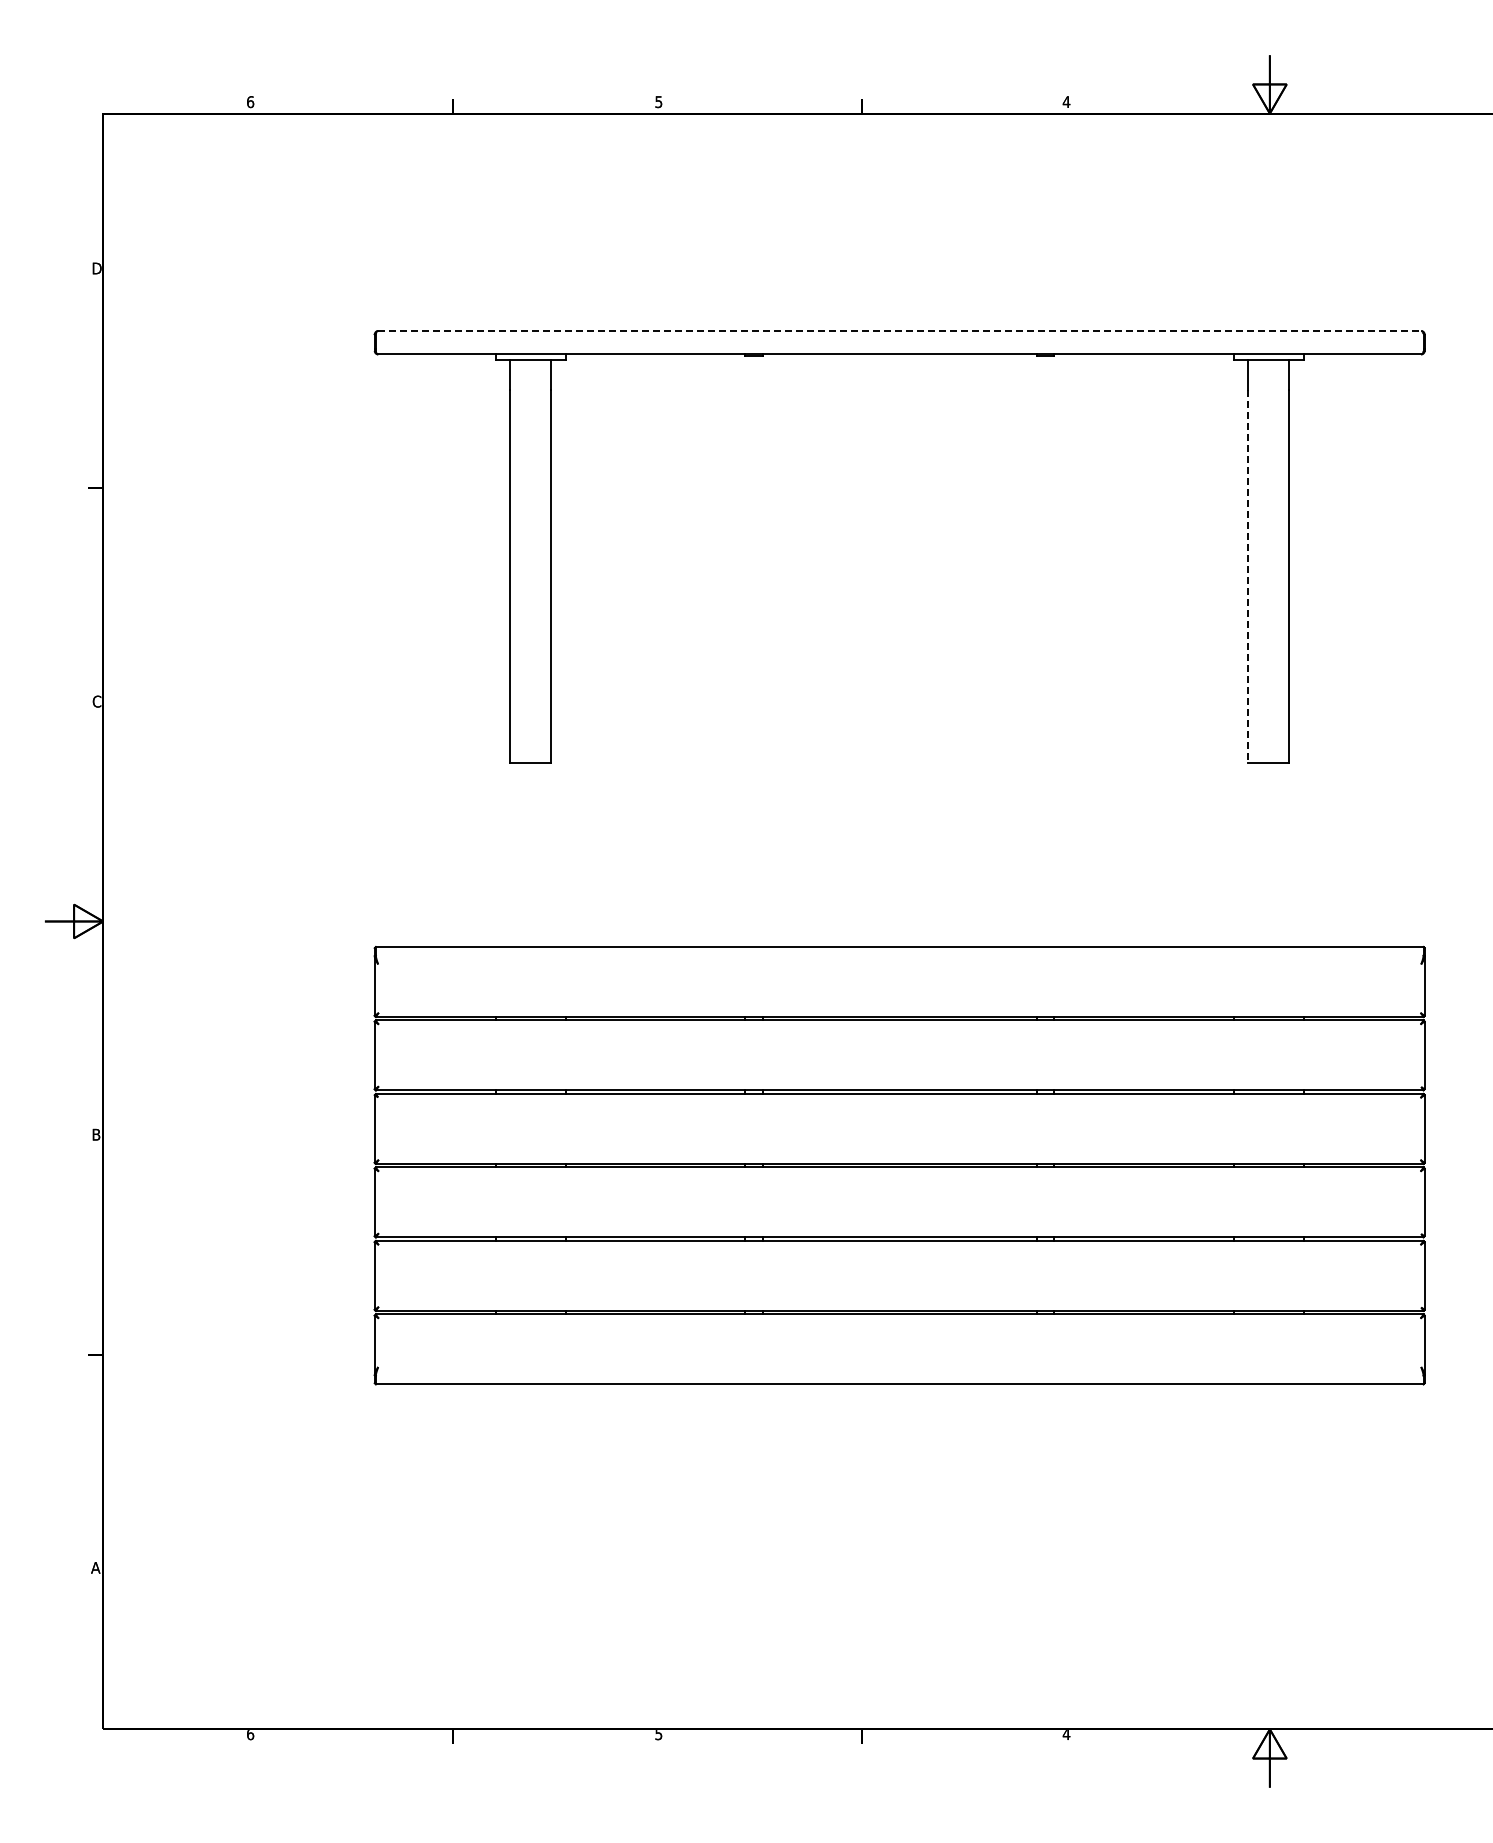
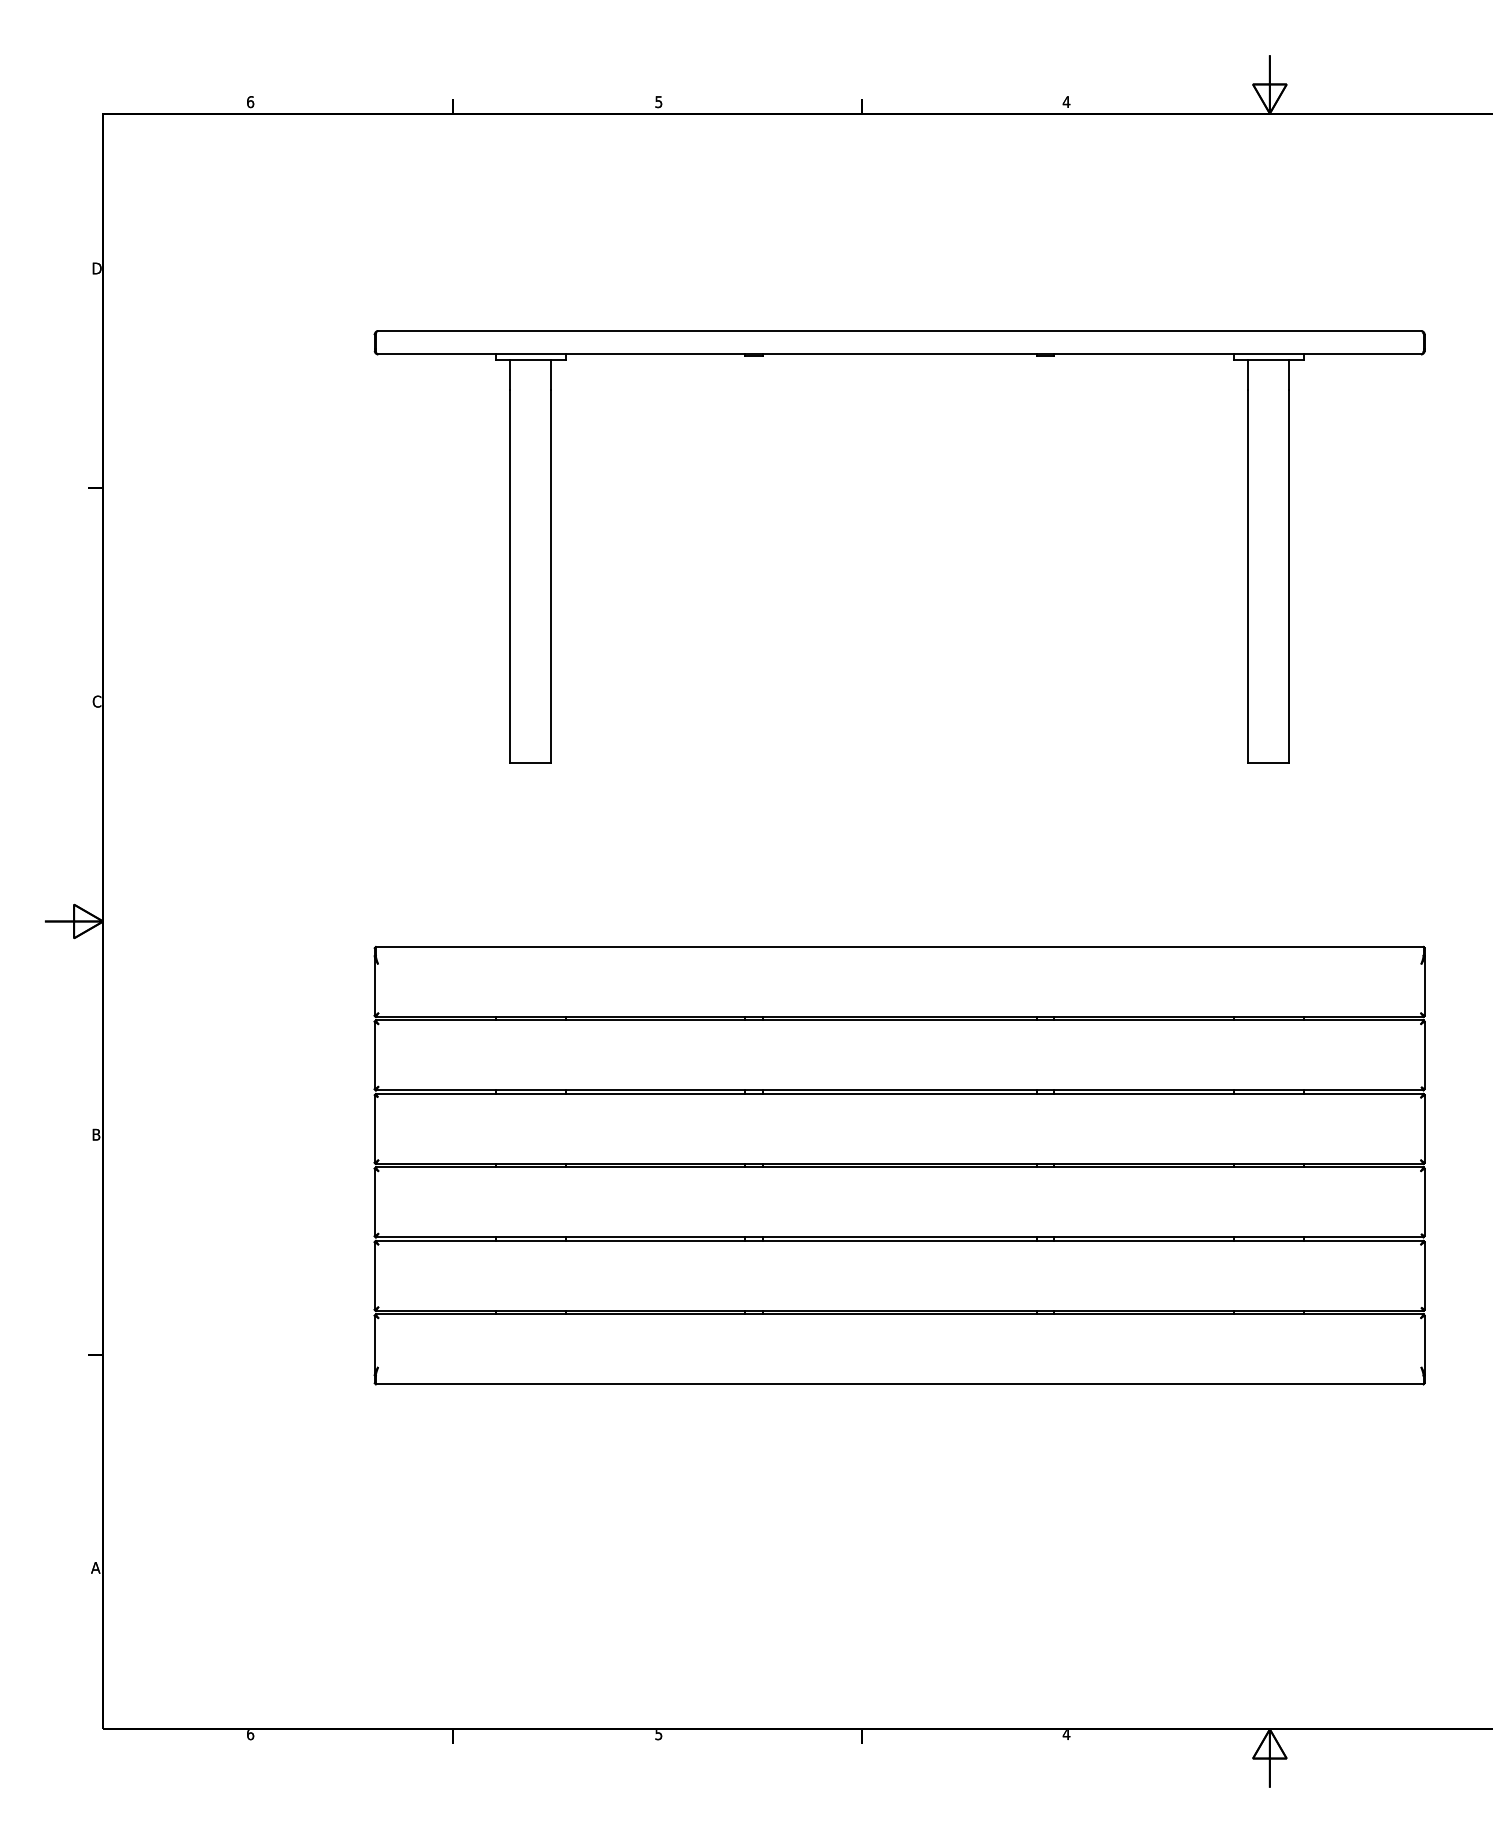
line: dashed -> solid (900, 331)
line: dashed -> solid (1248, 576)
